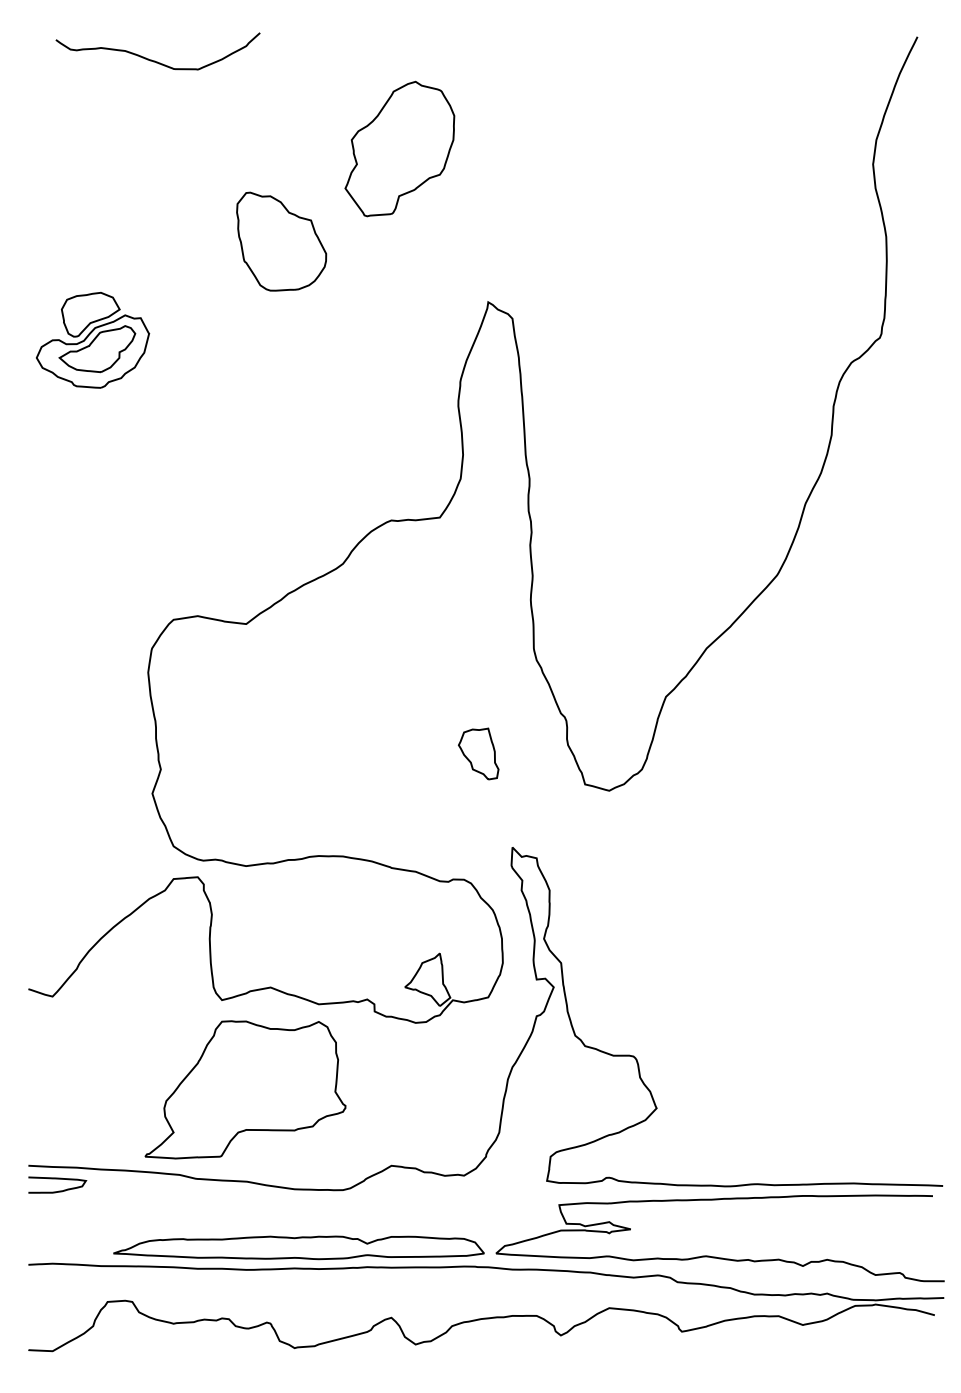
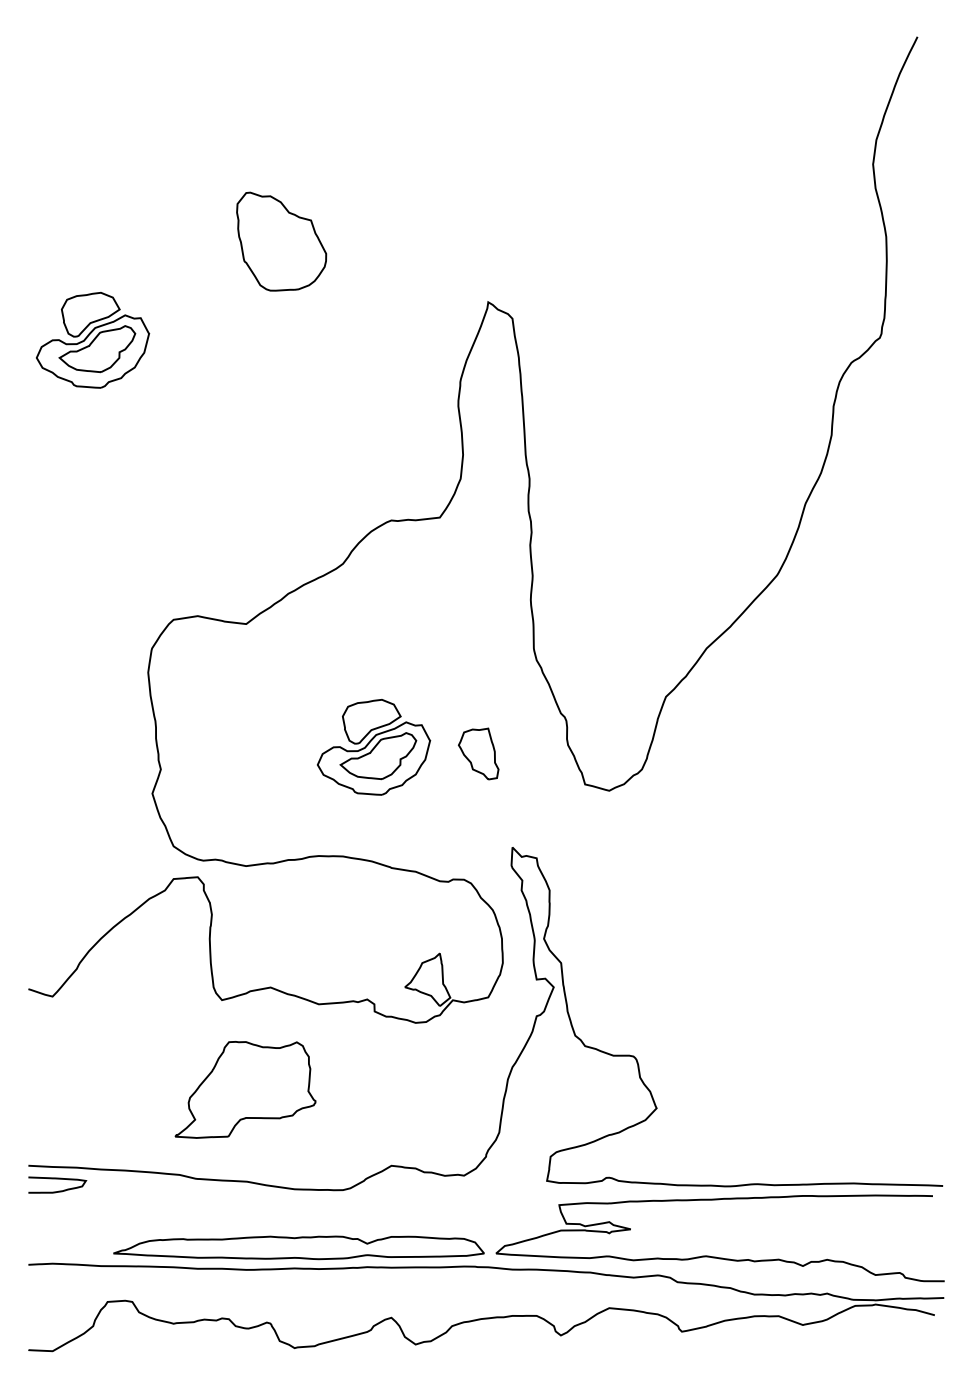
curve: present -> none (155, 60)
part: present -> none (399, 148)
part: none -> present (373, 746)
part size: 203x140 px -> 143x98 px (245, 1089)
